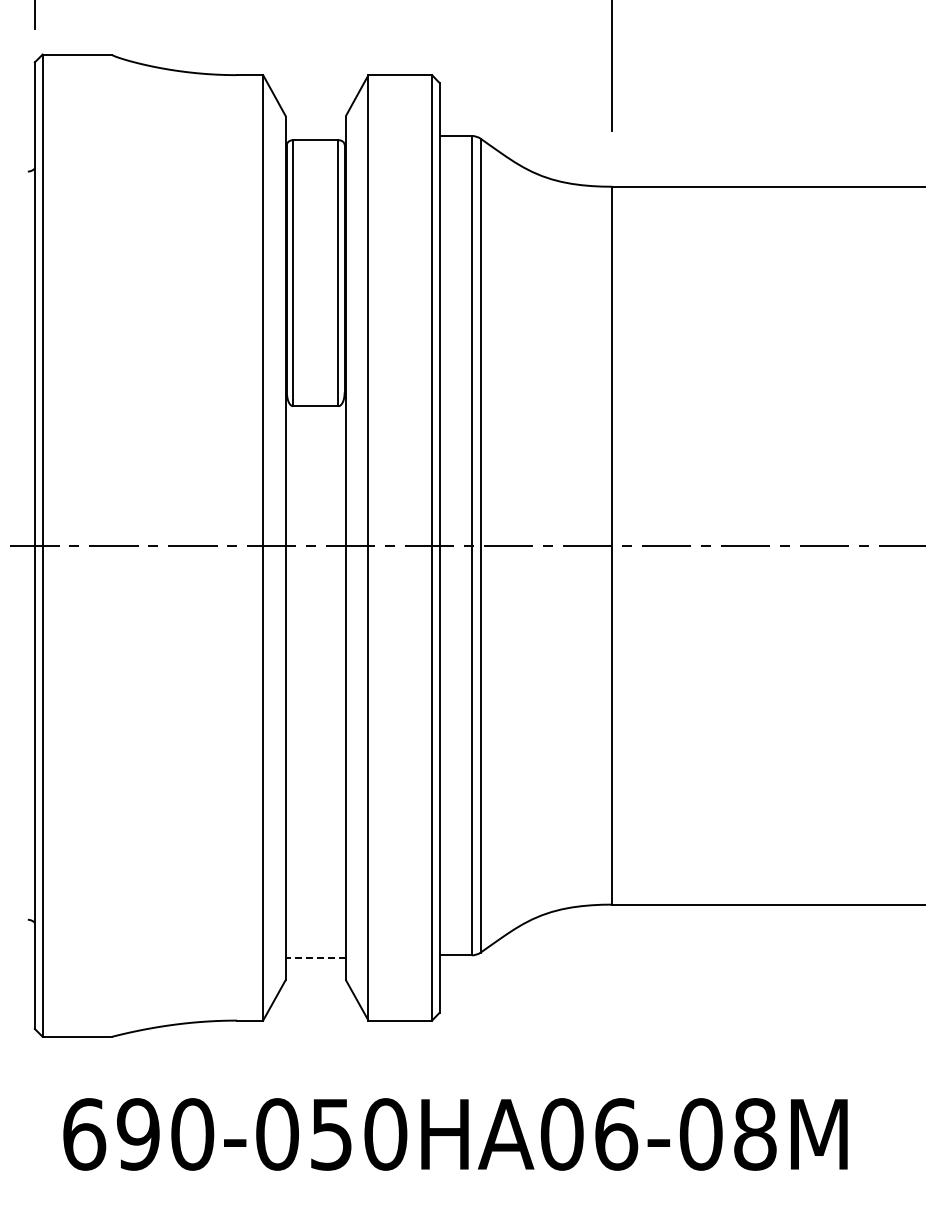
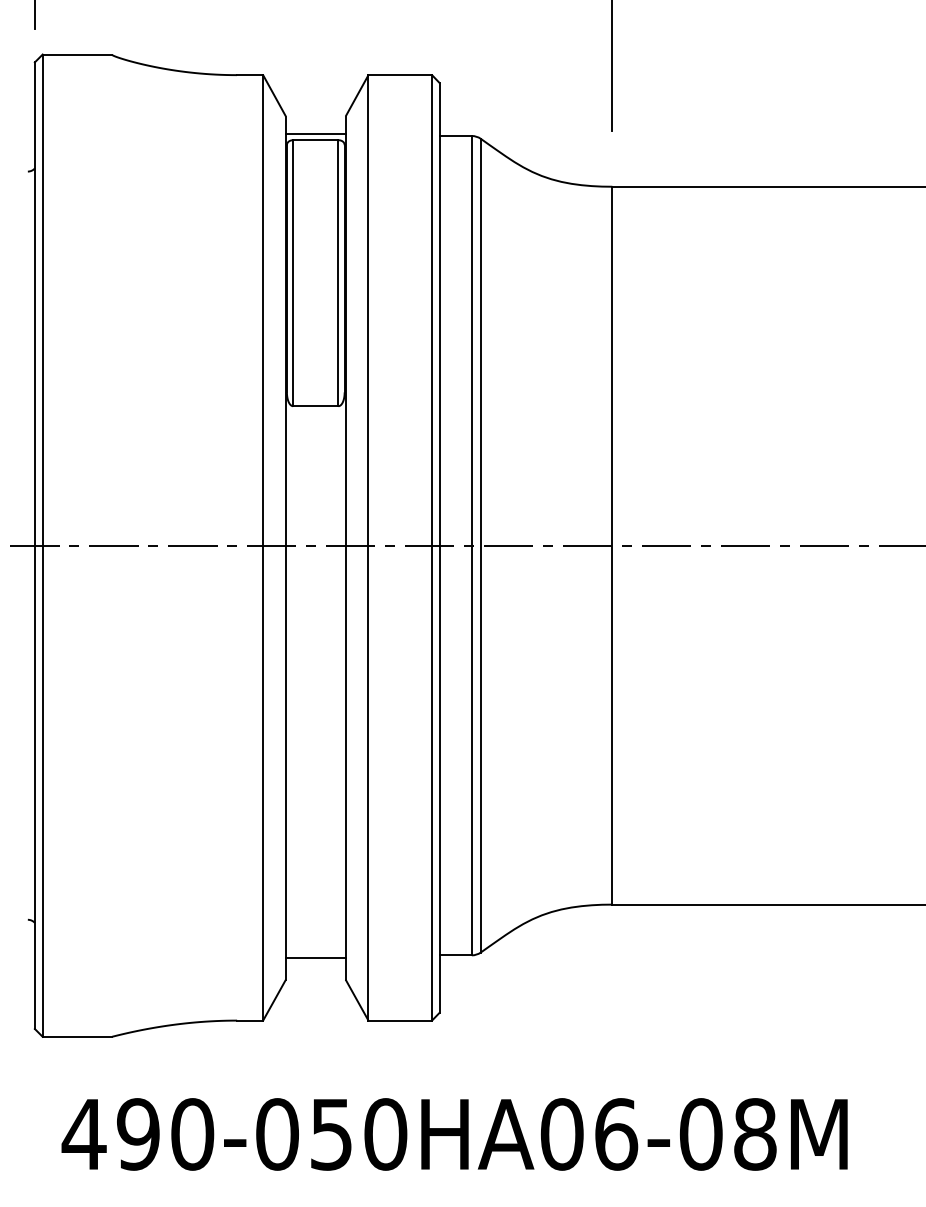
line: none -> present (315, 133)
line: dashed -> solid (315, 957)
text: 690-050HA06-08M -> 490-050HA06-08M (83, 1134)
